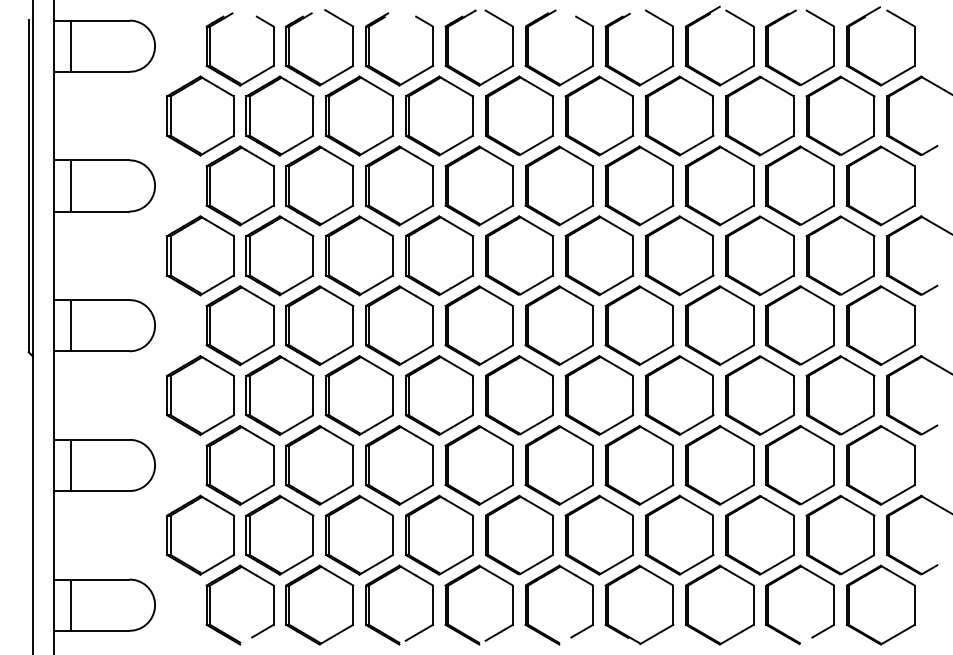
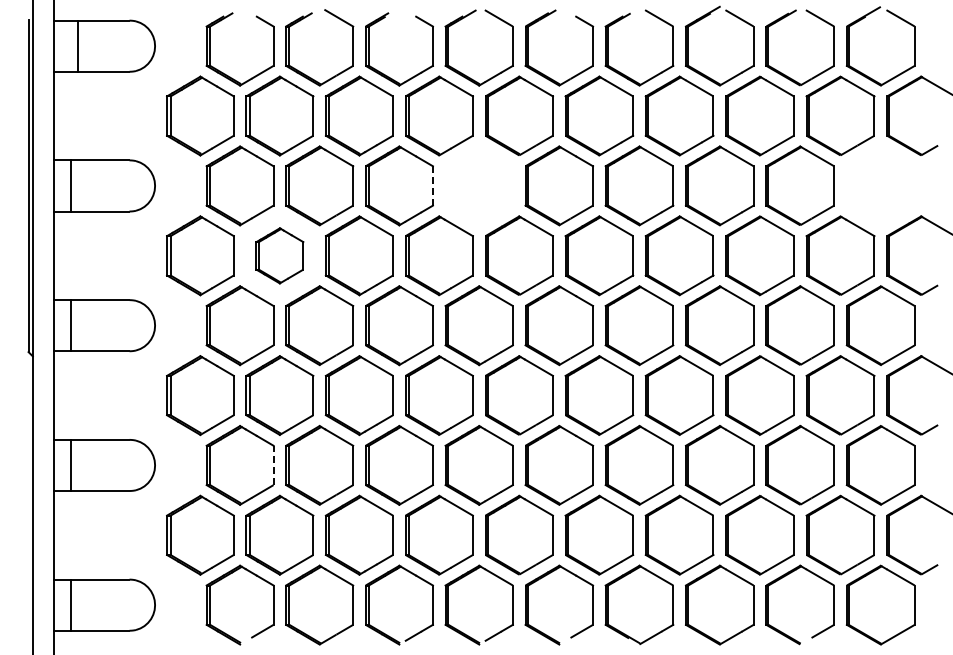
line position: (71, 45) -> (78, 45) (78, 45)
line: solid -> dashed (432, 185)
part: present -> none (478, 185)
part: present -> none (880, 185)
part size: 70x82 px -> 50x58 px (279, 255)
line: solid -> dashed (273, 465)
